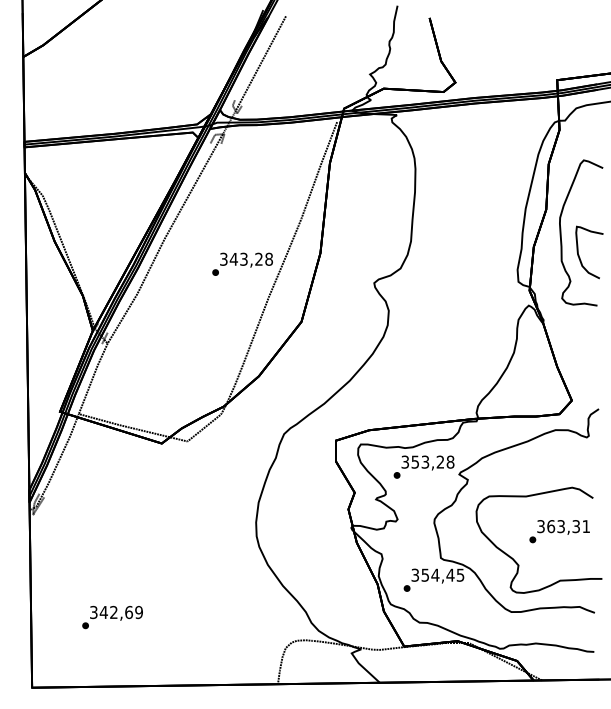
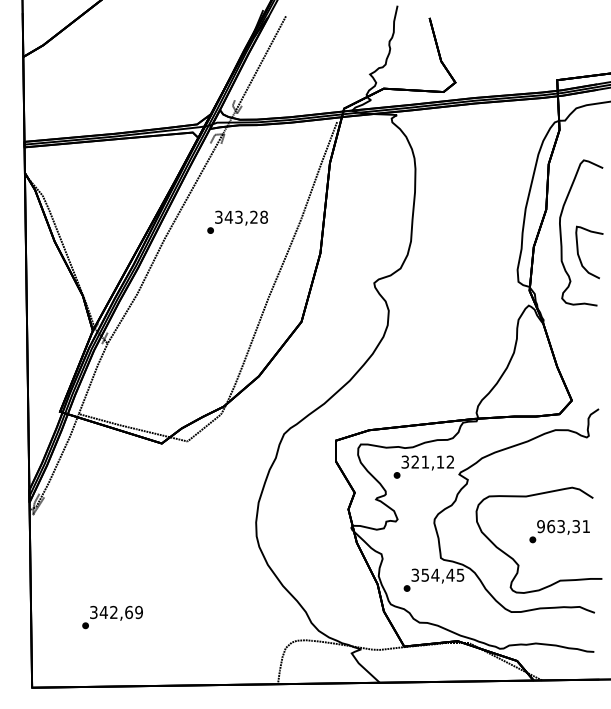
text position: (242, 263) -> (237, 221) (237, 221)
text: 353,28 -> 321,12 (432, 461)
text: 363,31 -> 963,31 (540, 526)
